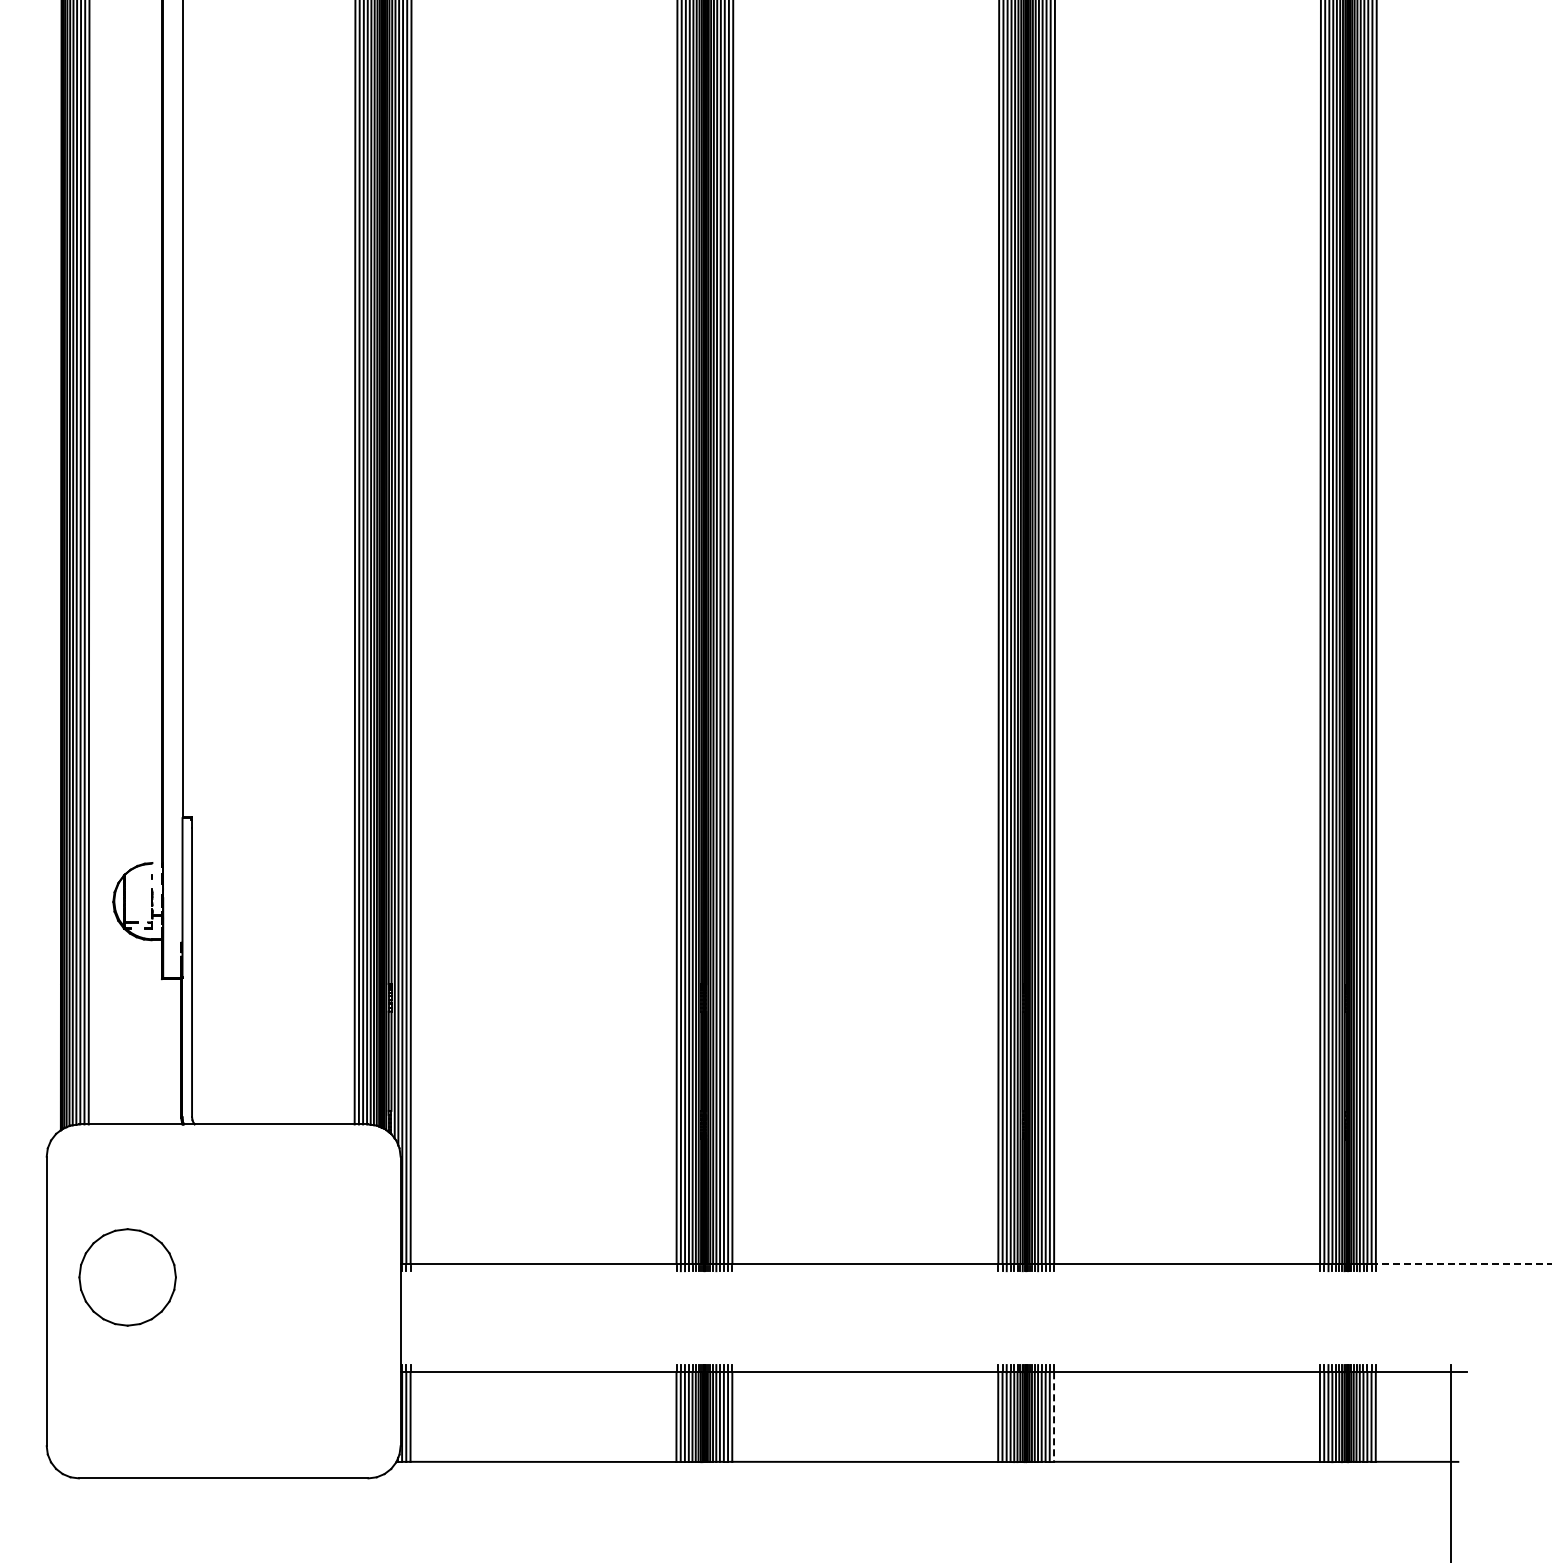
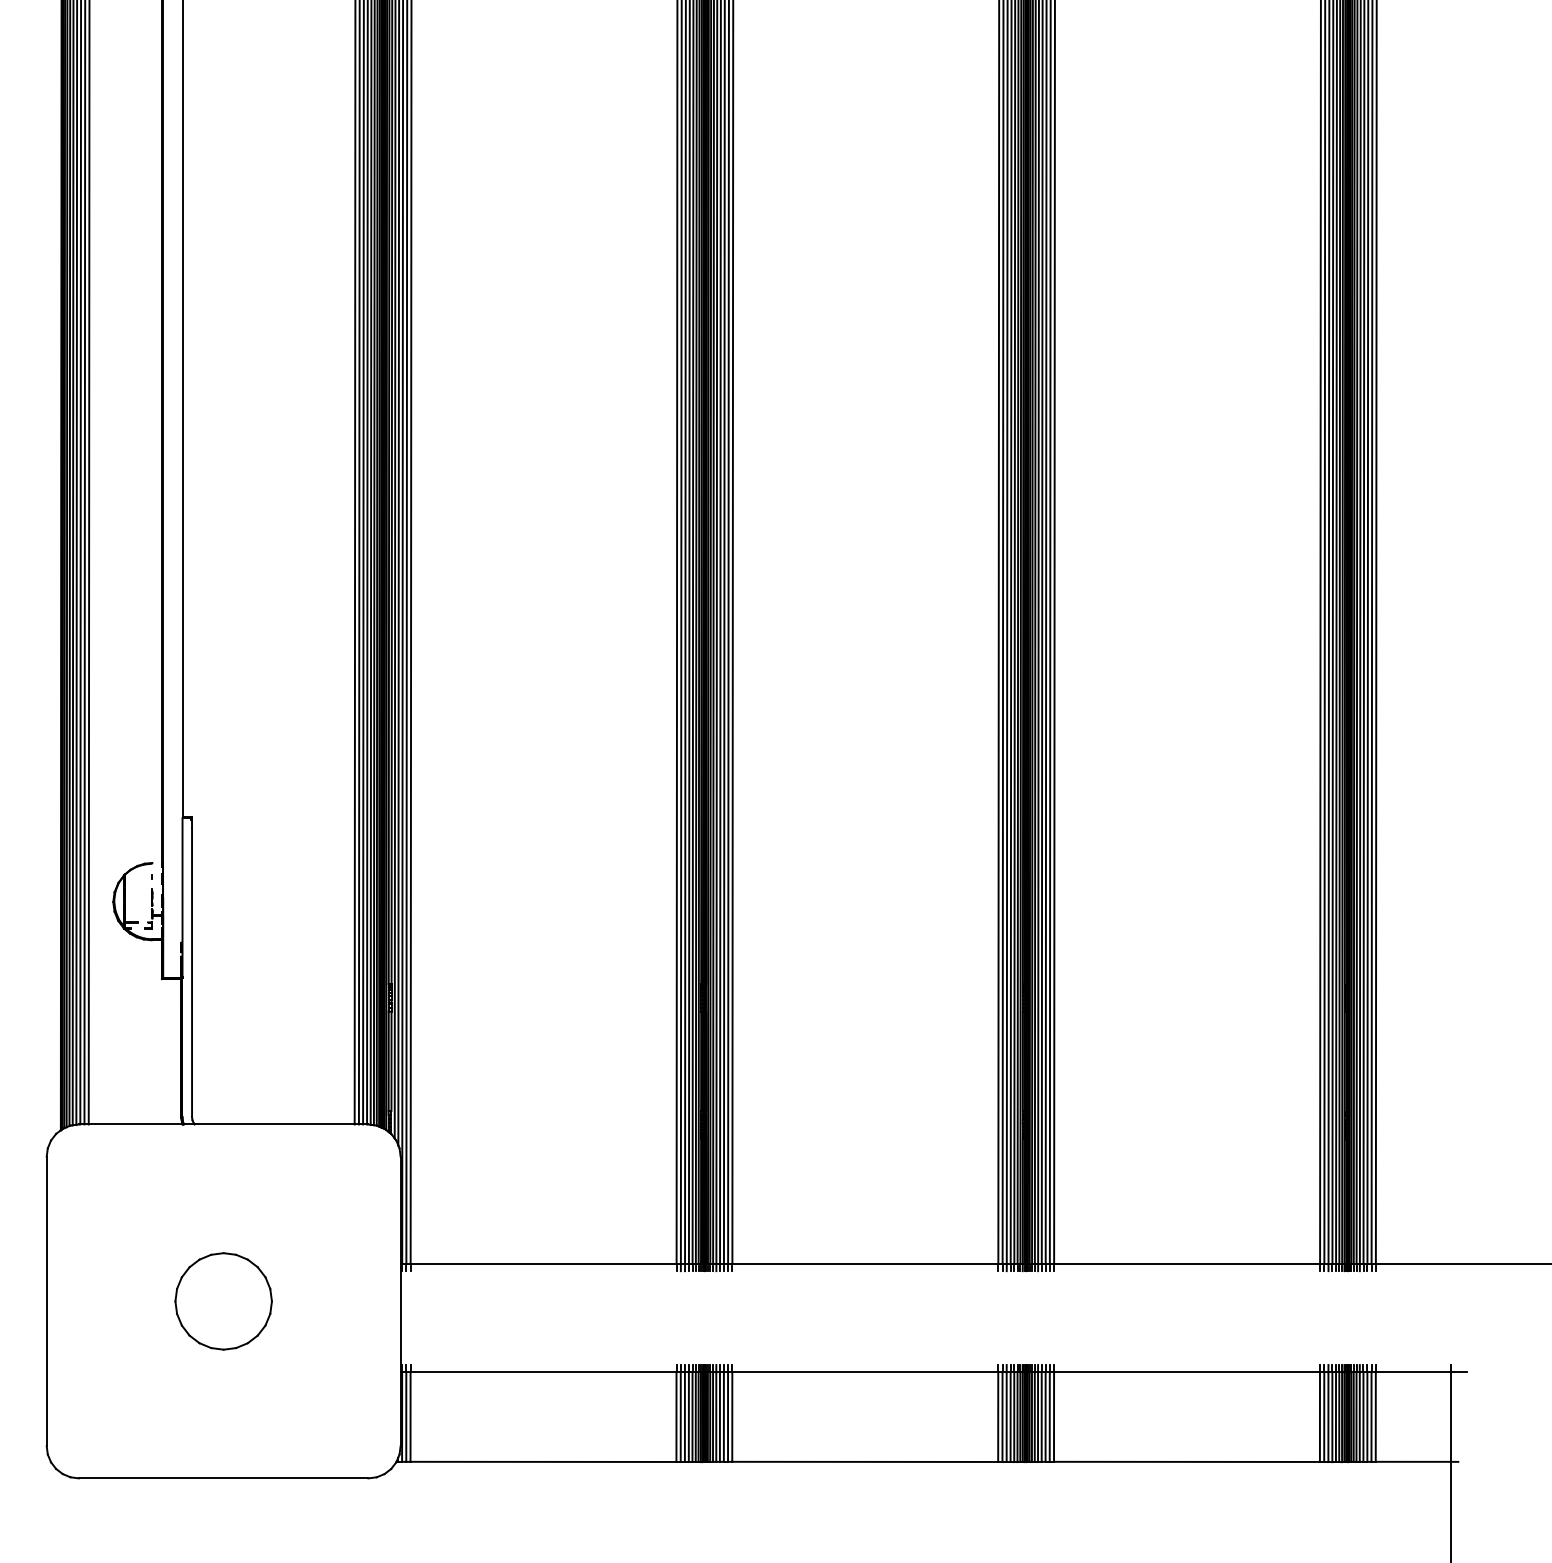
line: dashed -> solid (1463, 1263)
part position: (127, 1277) -> (223, 1301) (223, 1301)
line: dashed -> solid (1054, 1417)
